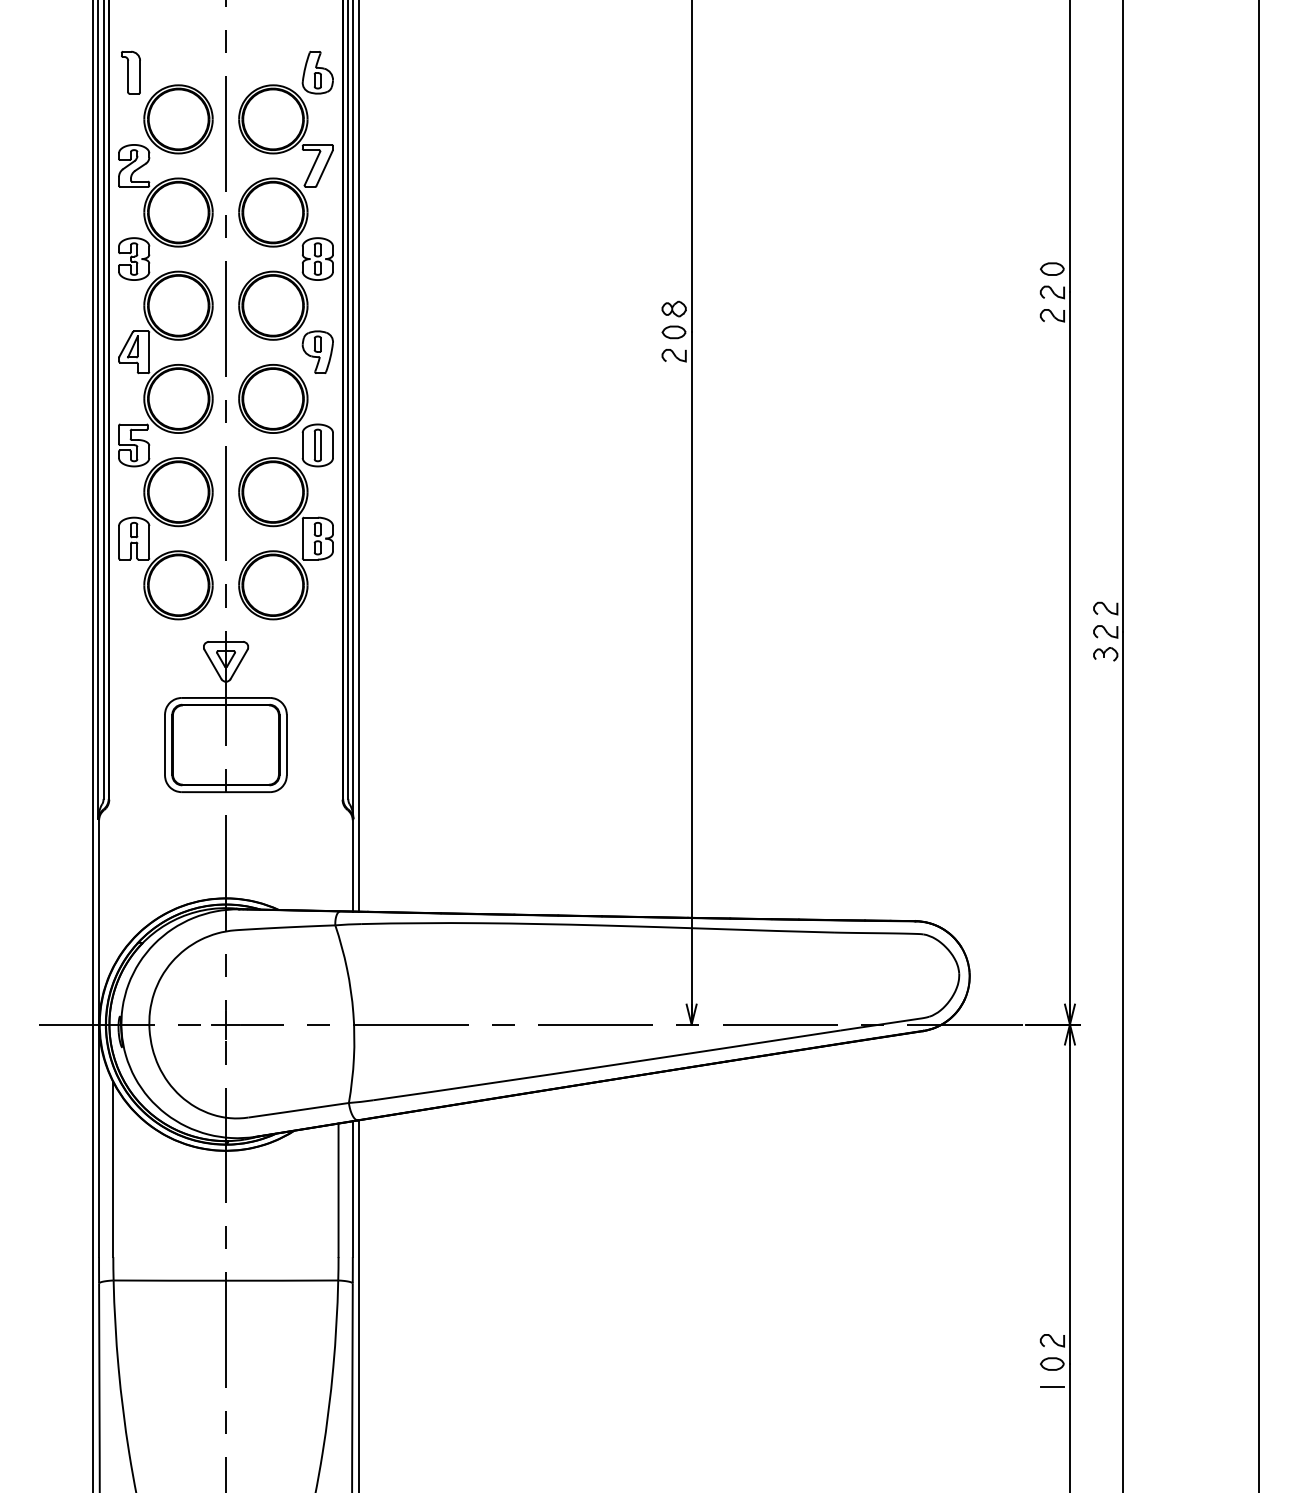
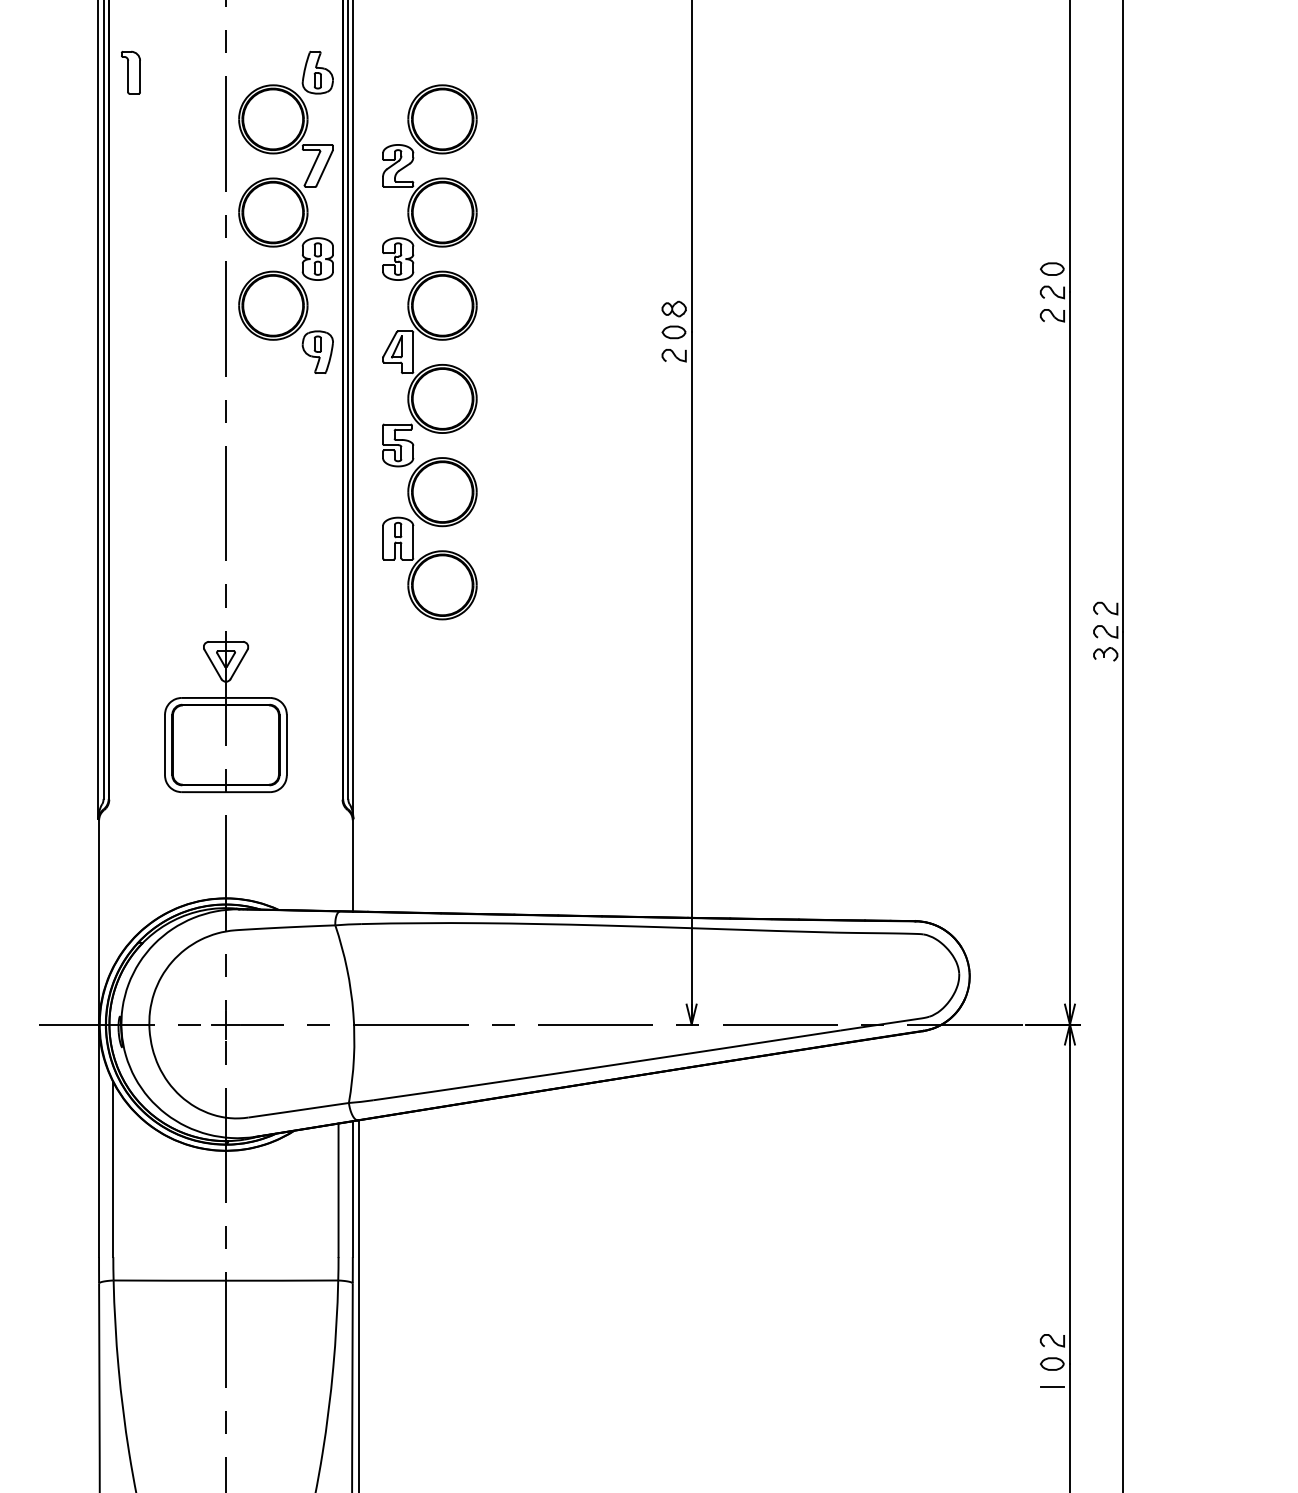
part position: (170, 364) -> (434, 364) (434, 364)
line: present -> none (359, 456)
part: present -> none (285, 492)
line: present -> none (92, 745)
line: present -> none (1258, 745)
